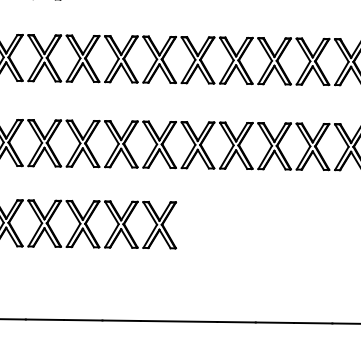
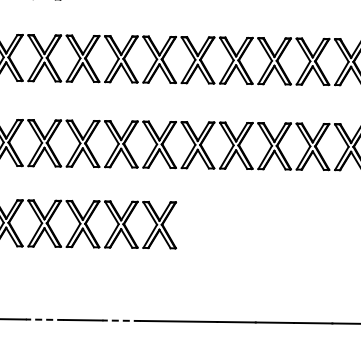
line: solid -> dashed (44, 319)
line: solid -> dashed (121, 320)
